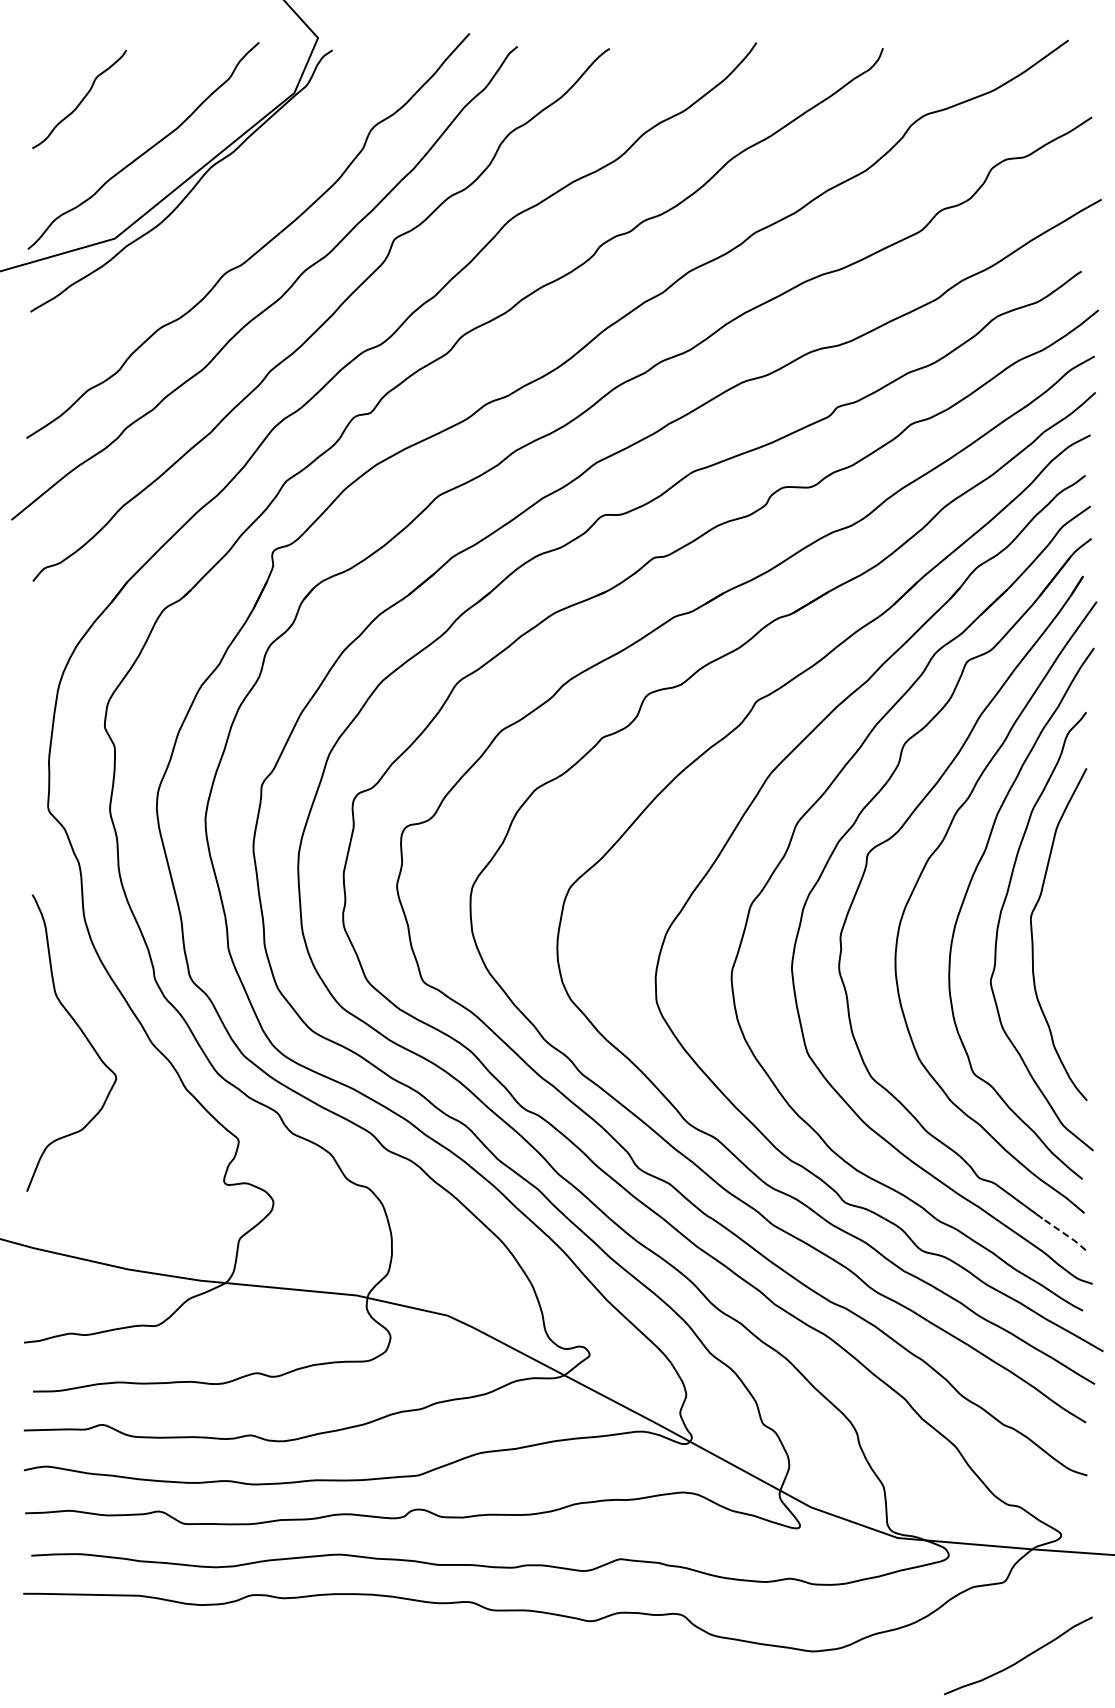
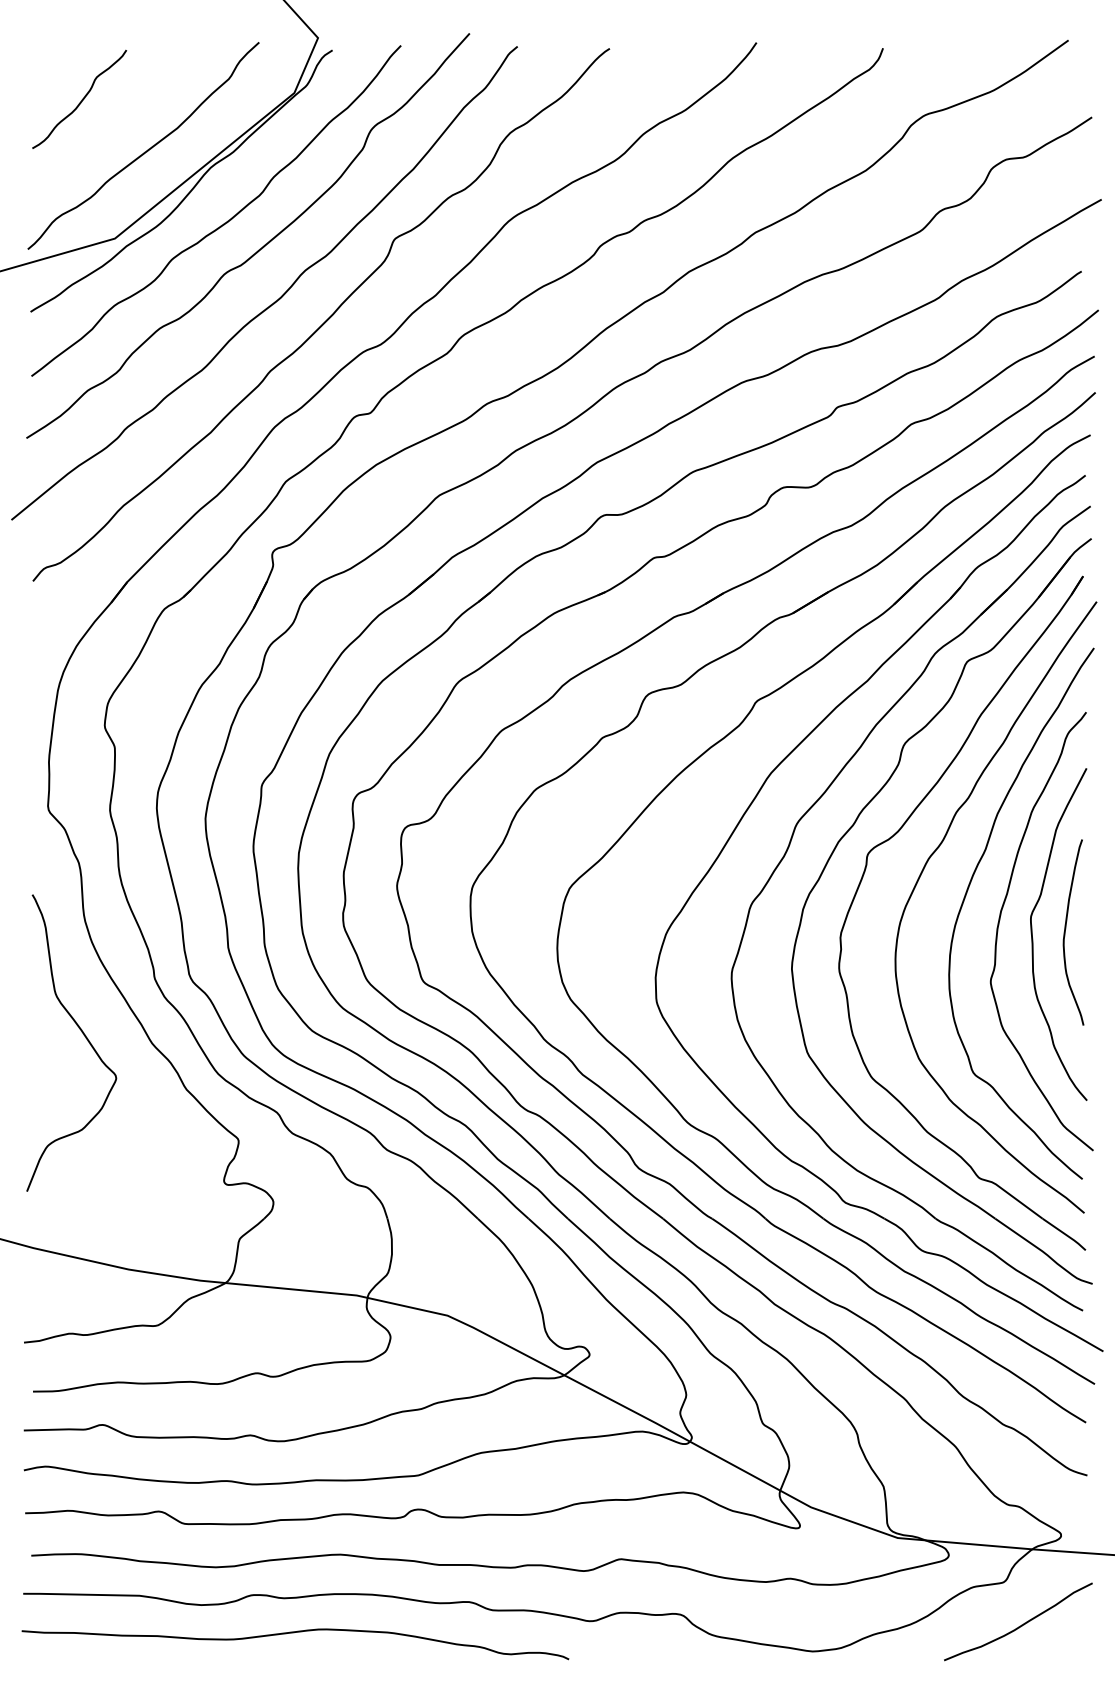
curve: none -> present (224, 222)
curve: none -> present (1065, 932)
line: dashed -> solid (1065, 1234)
curve: none -> present (294, 1633)
curve position: (1021, 1658) -> (1021, 1624) (1021, 1624)
